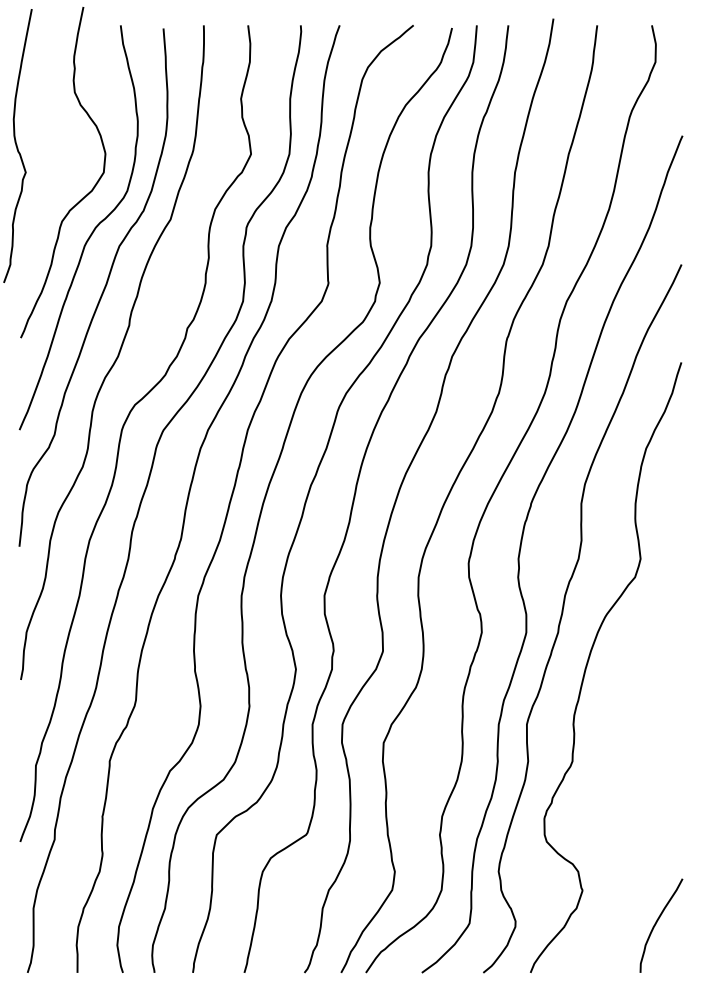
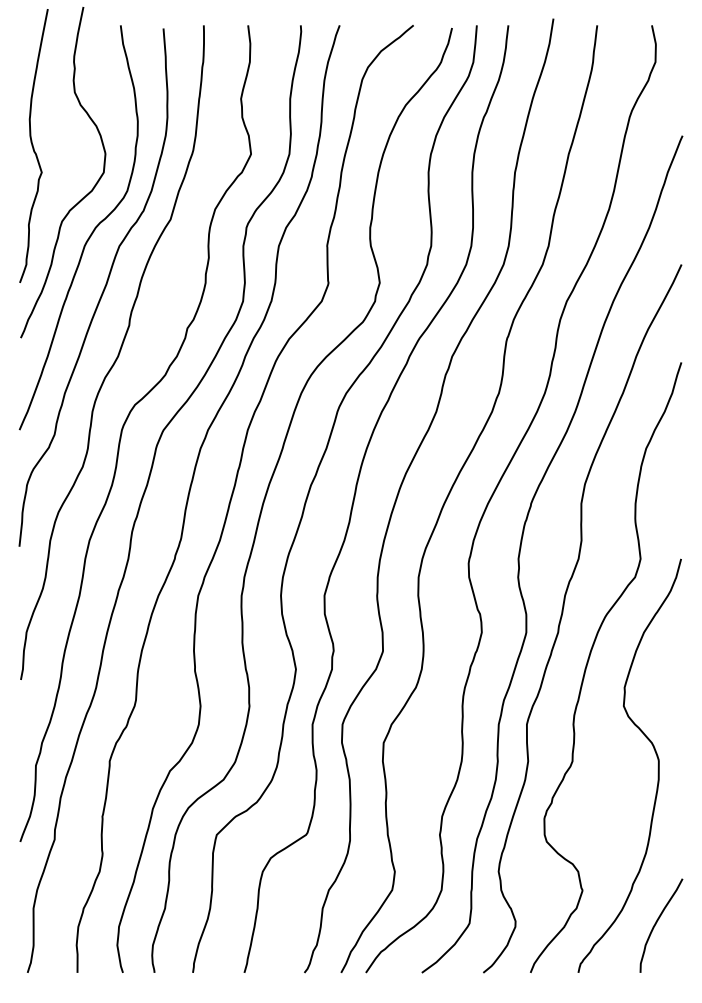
curve position: (17, 145) -> (33, 145) (33, 145)
curve: none -> present (657, 765)
